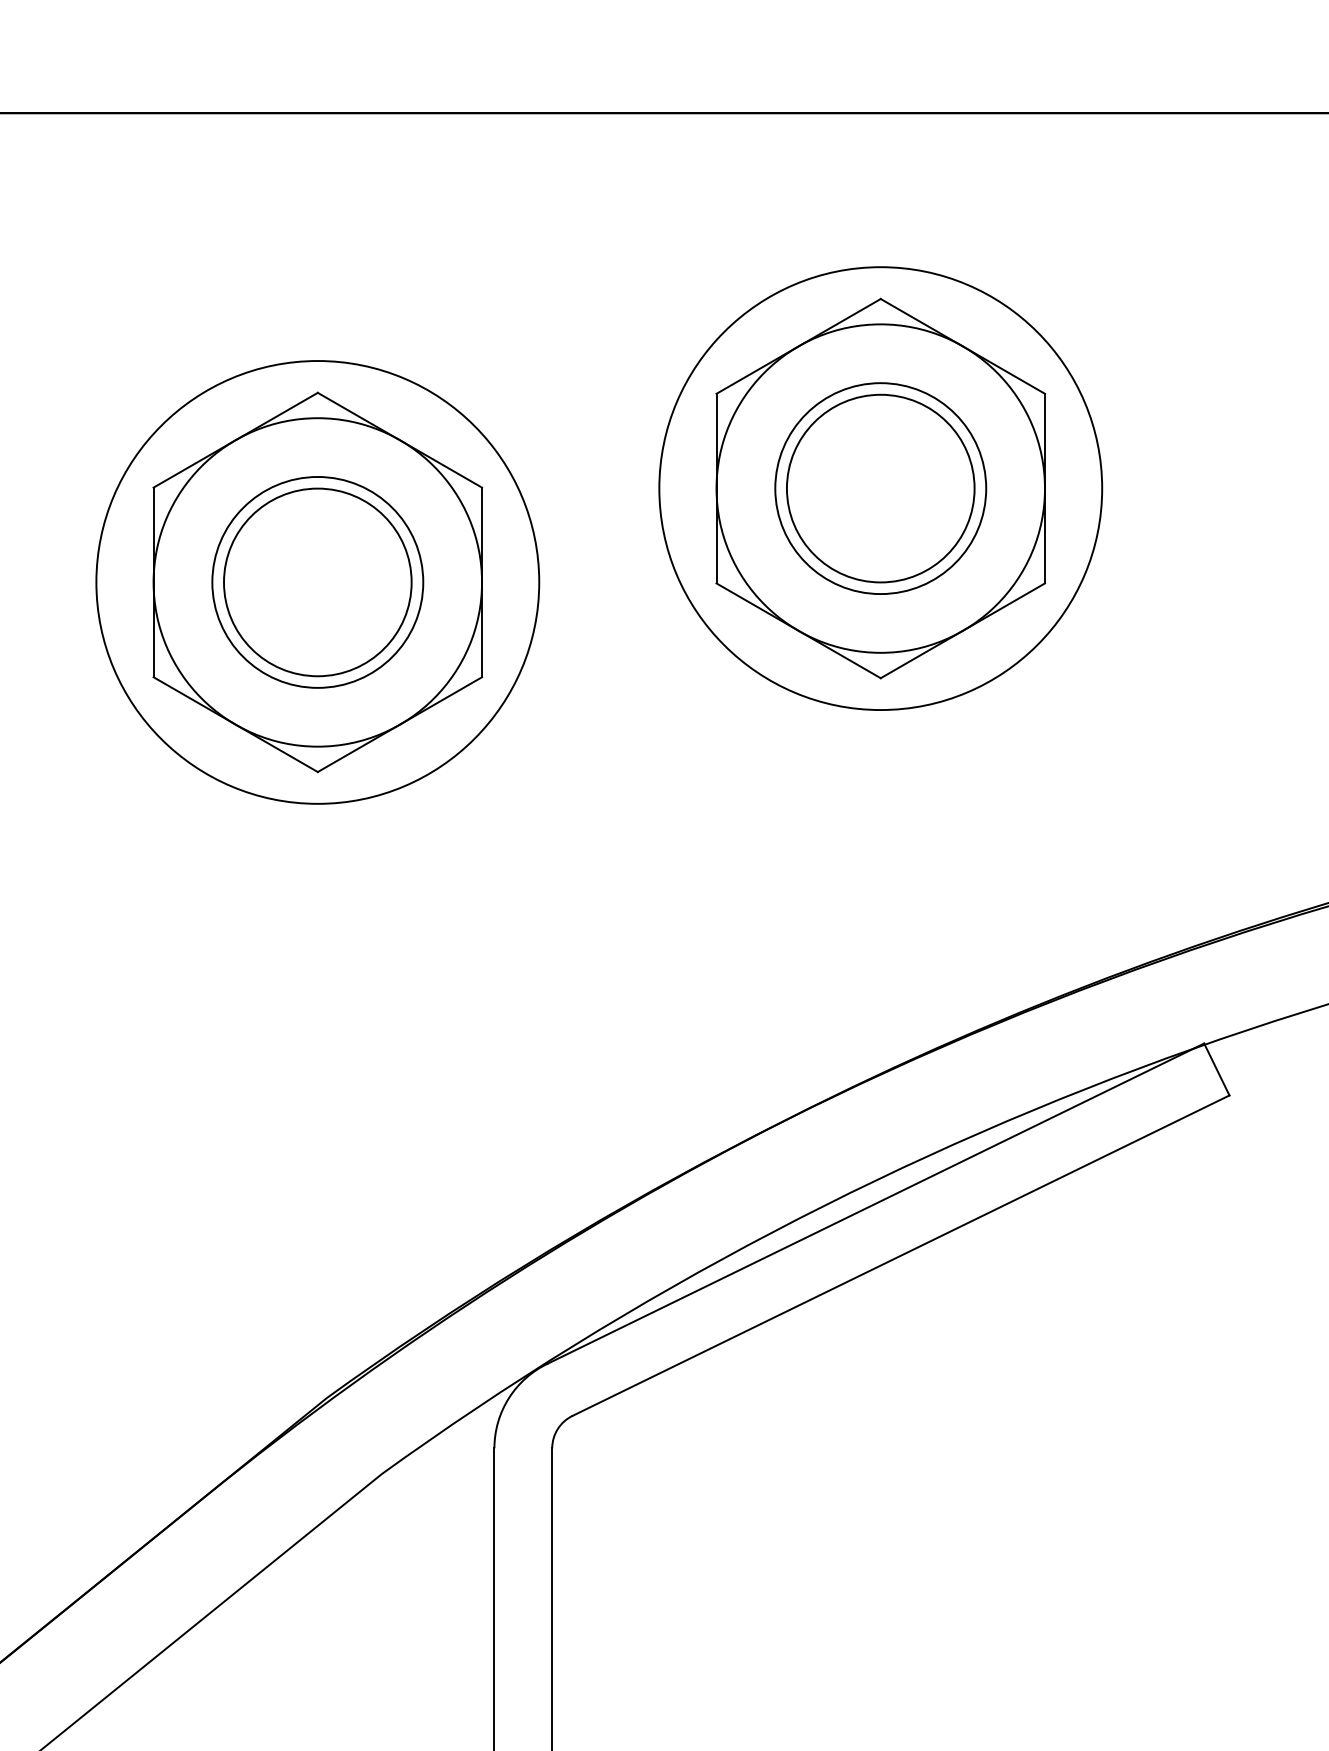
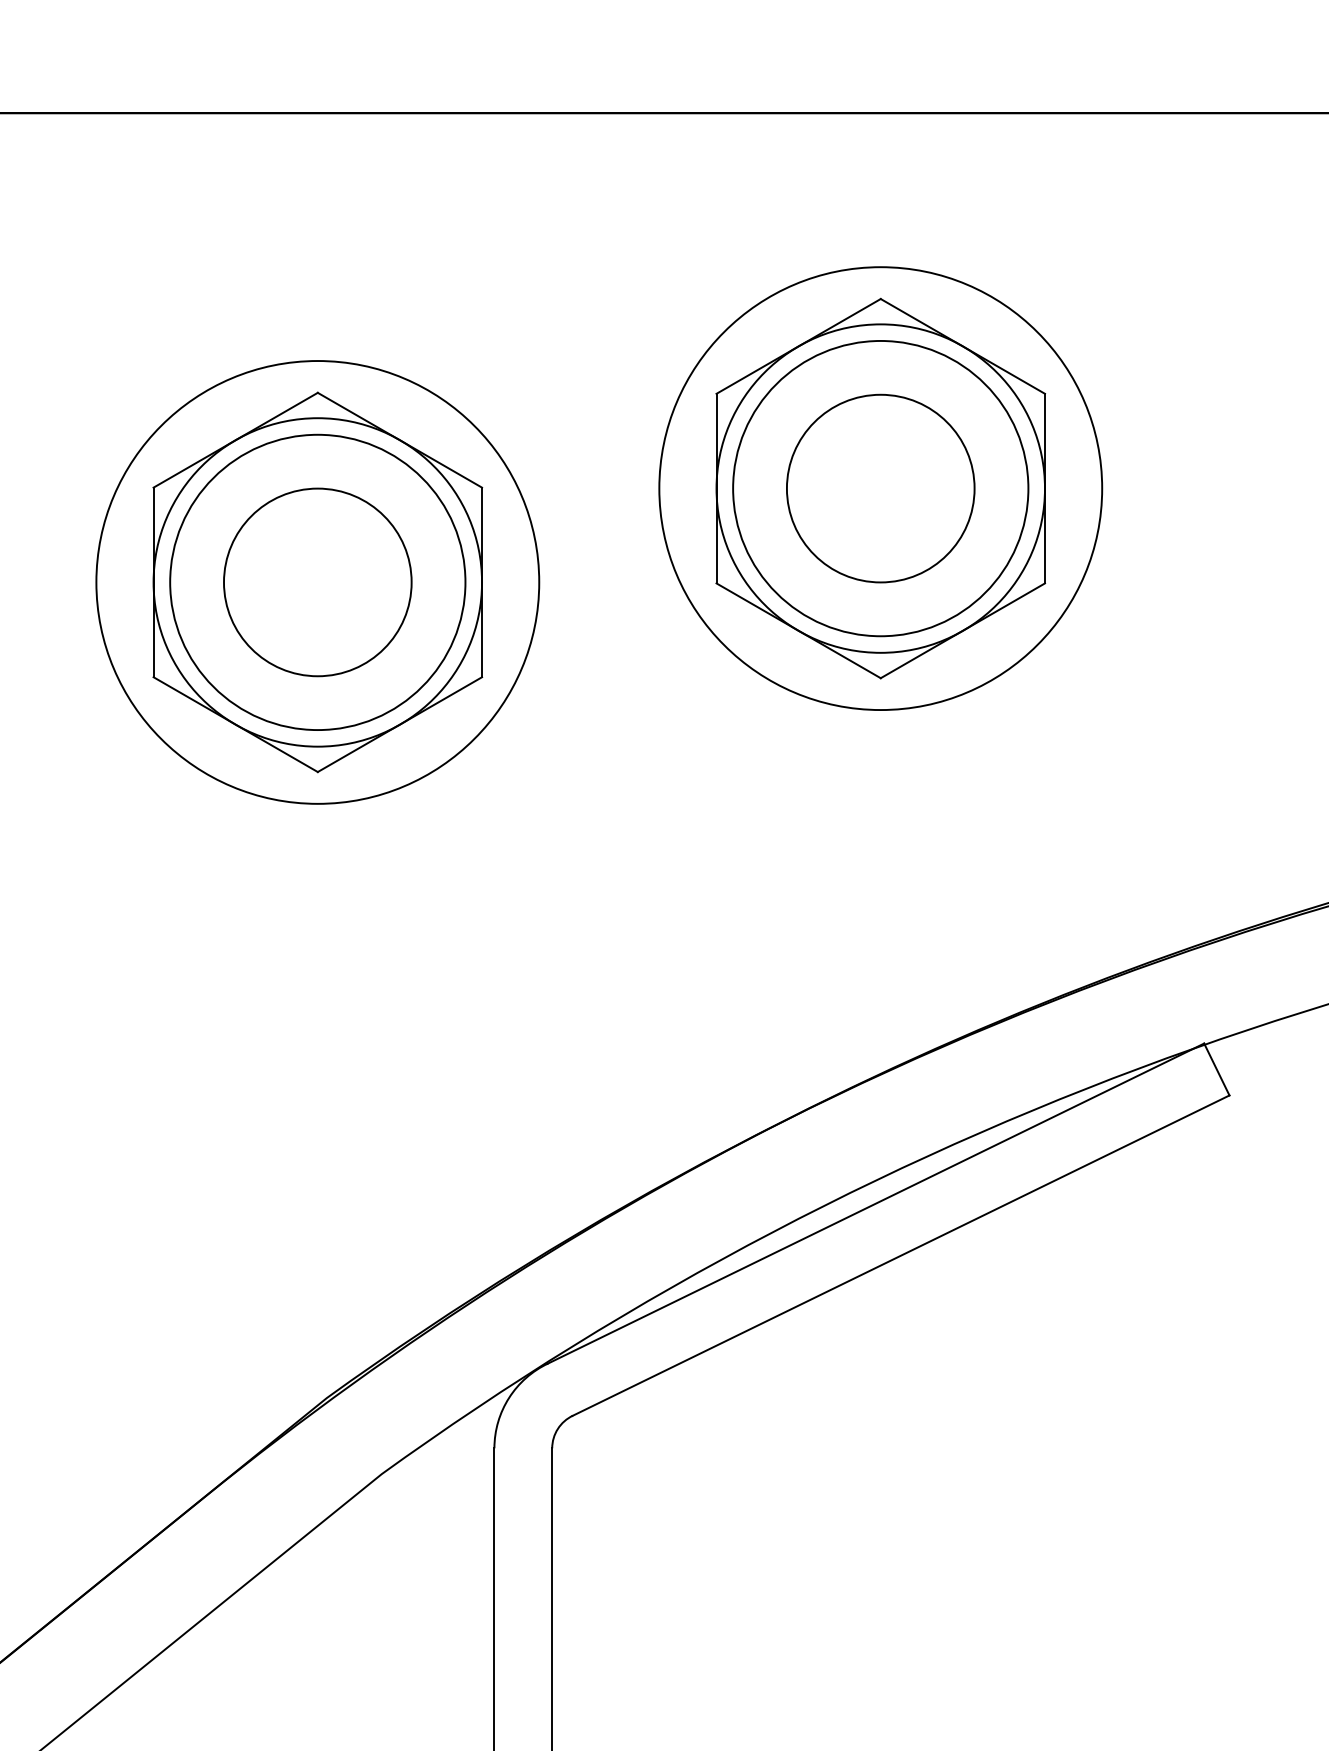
circle diameter: 211 px -> 295 px (880, 488)
circle diameter: 211 px -> 295 px (317, 582)
